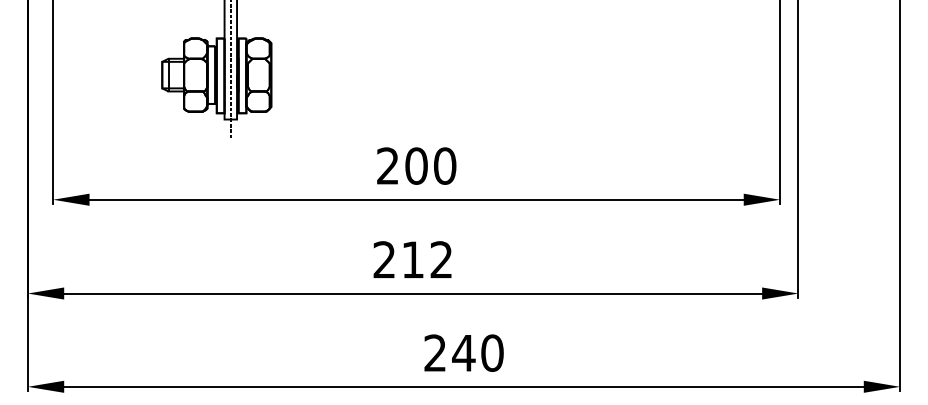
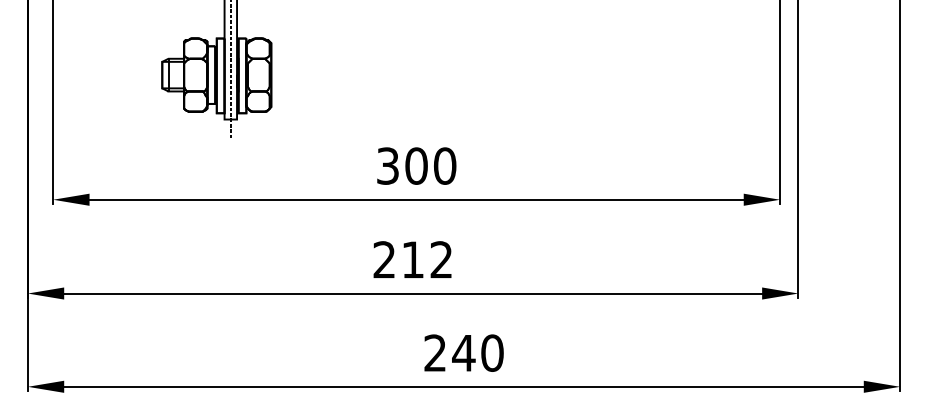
text: 200 -> 300 (387, 165)
